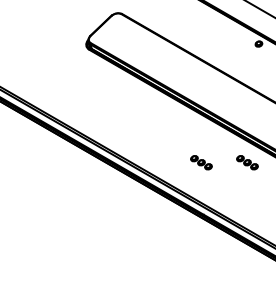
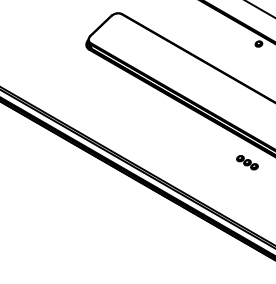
part: present -> none (201, 162)
